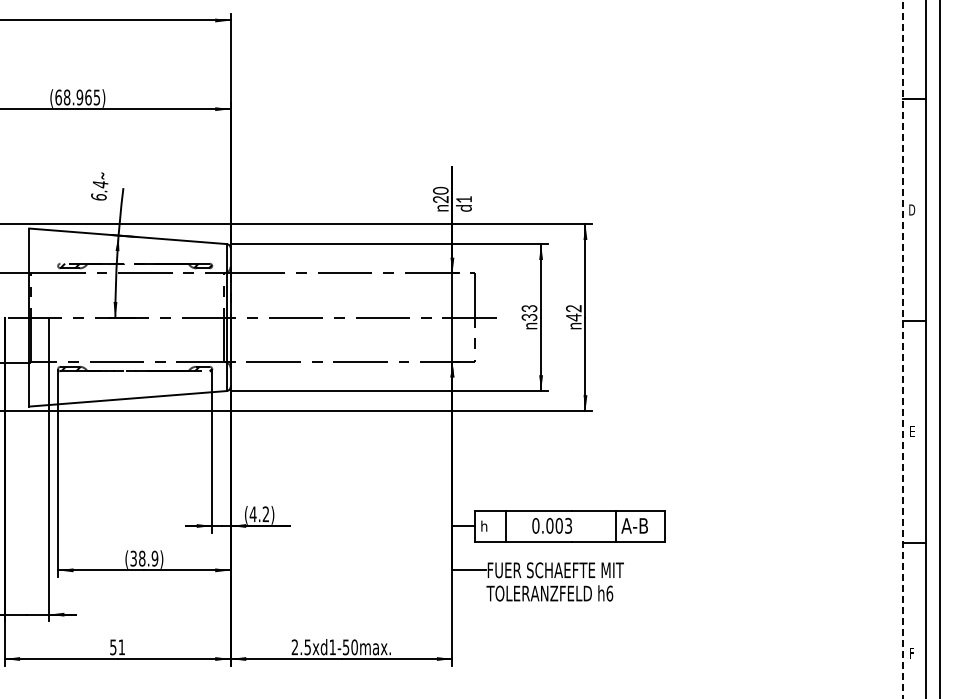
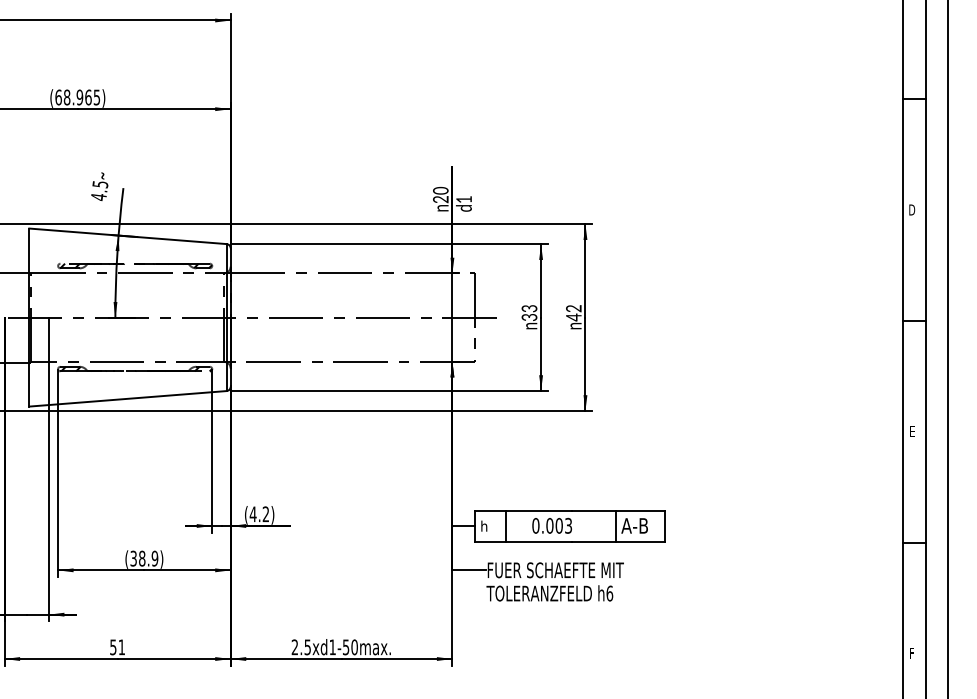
text: 6.4 -> 4.5 (99, 190)
line position: (939, 348) -> (947, 348) (947, 348)
line: dashed -> solid (903, 349)
